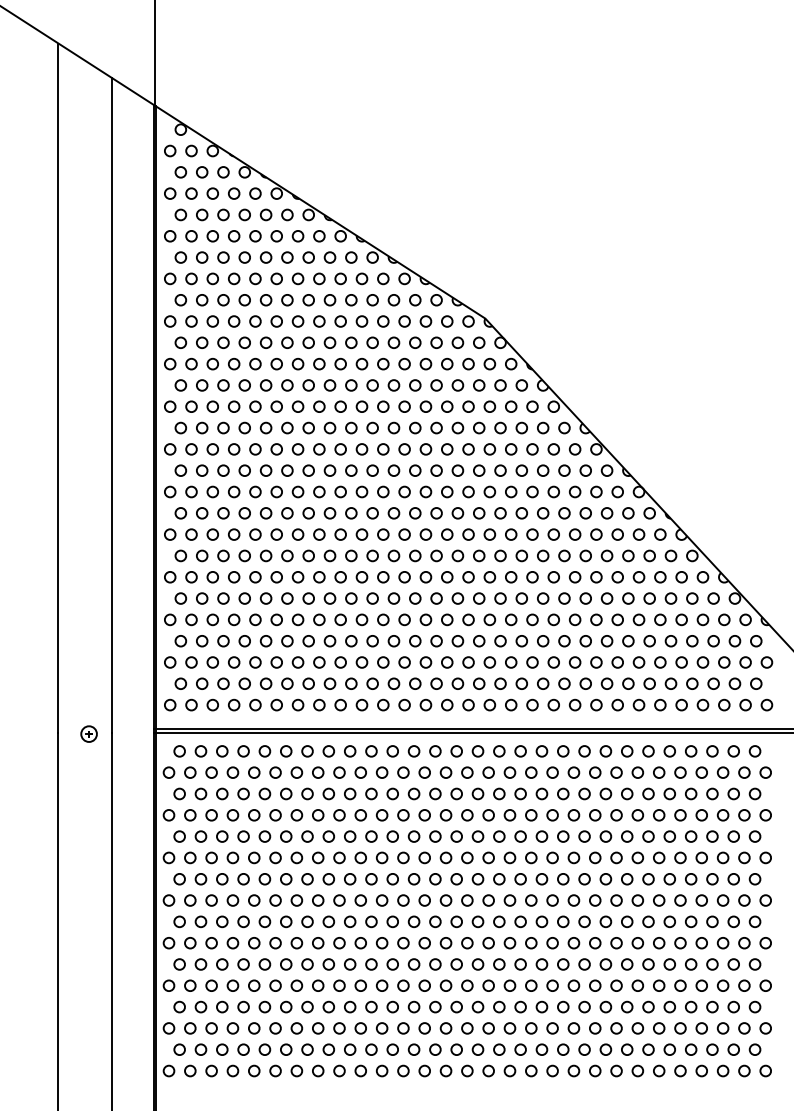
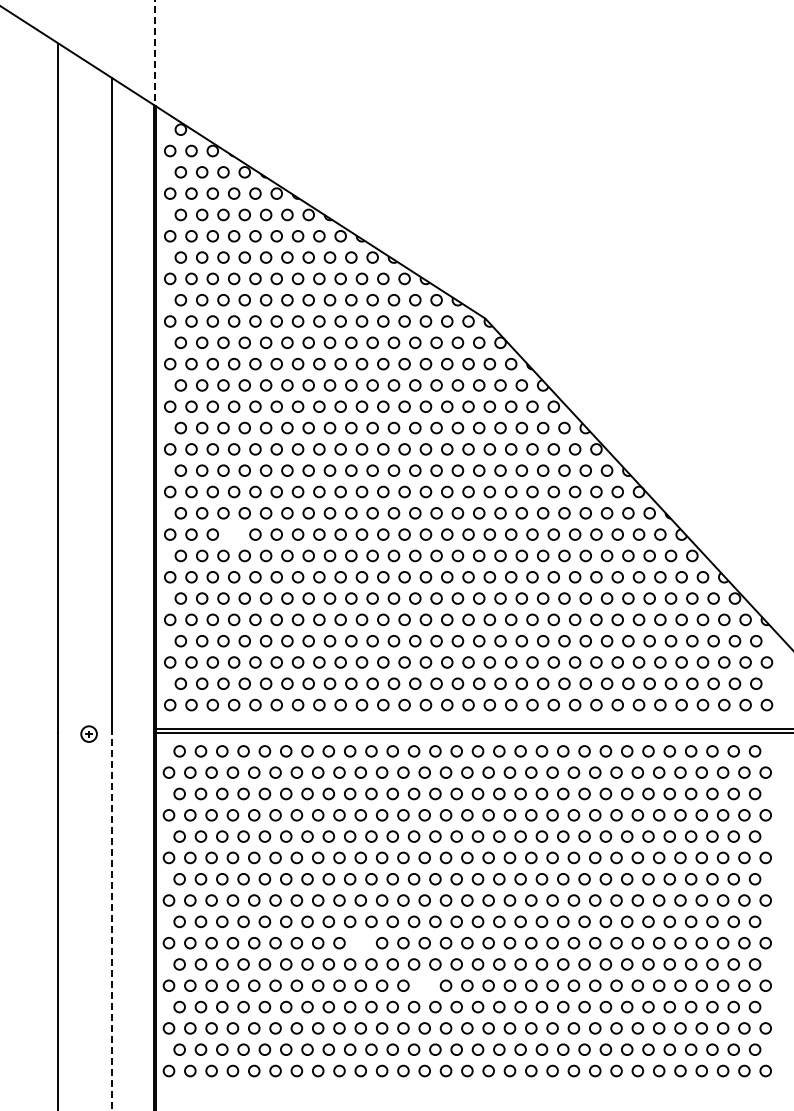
line: solid -> dashed (154, 52)
circle: present -> none (234, 534)
line: solid -> dashed (111, 921)
circle: present -> none (360, 943)
circle: present -> none (424, 985)
